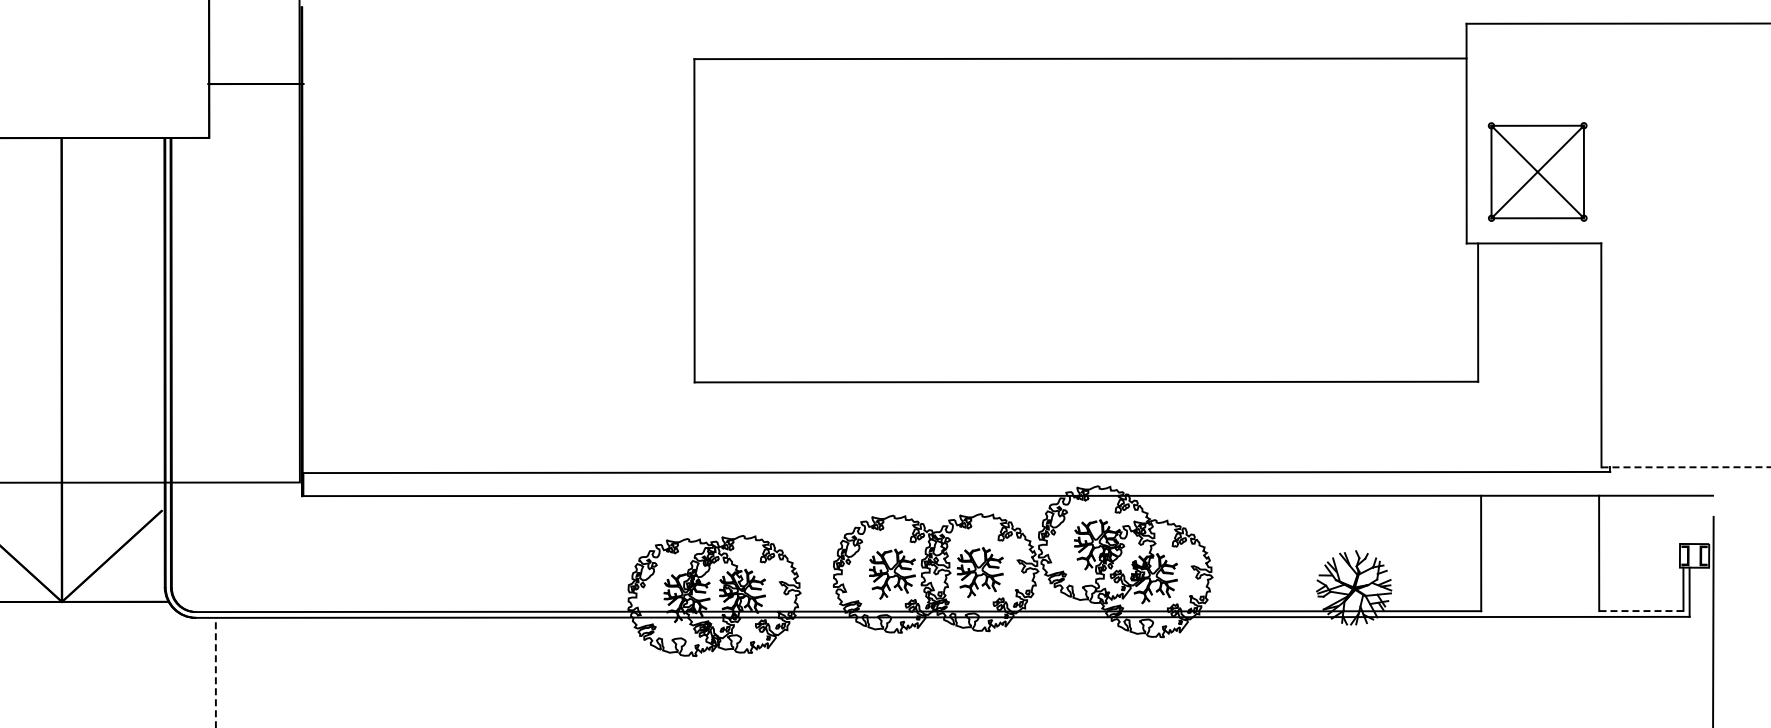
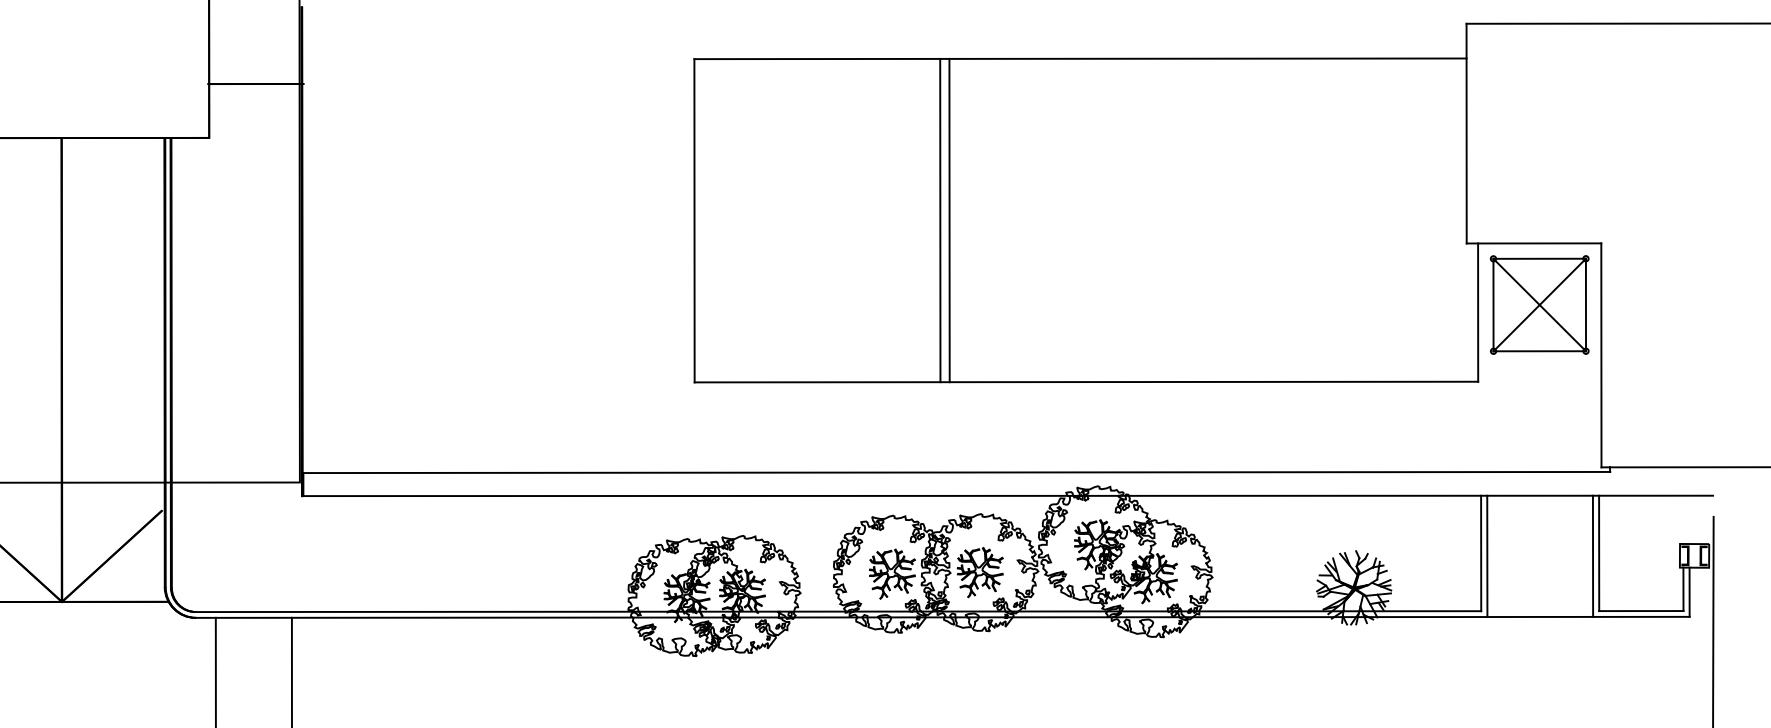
part position: (1537, 171) -> (1539, 304) (1539, 304)
line: none -> present (940, 220)
line: none -> present (949, 220)
line: dashed -> solid (1686, 467)
line: none -> present (1592, 555)
line: none -> present (1487, 556)
line: dashed -> solid (1640, 611)
line: none -> present (291, 670)
line: dashed -> solid (215, 672)
